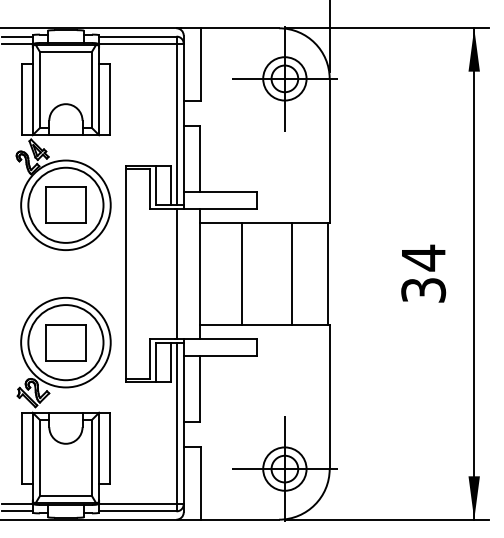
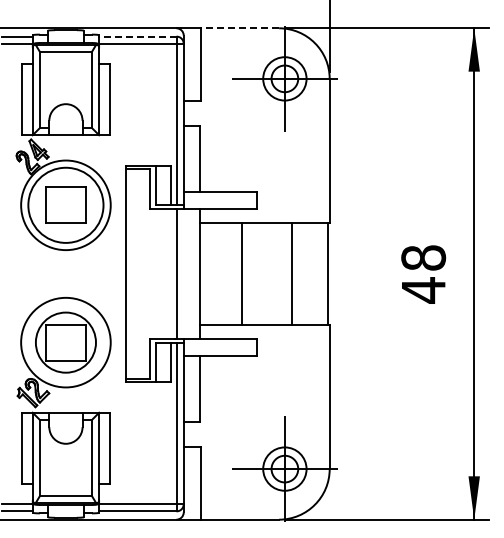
line: solid -> dashed (239, 28)
line: solid -> dashed (137, 36)
text: 34 -> 48 (423, 273)
circle diameter: 75 px -> 60 px (65, 342)
